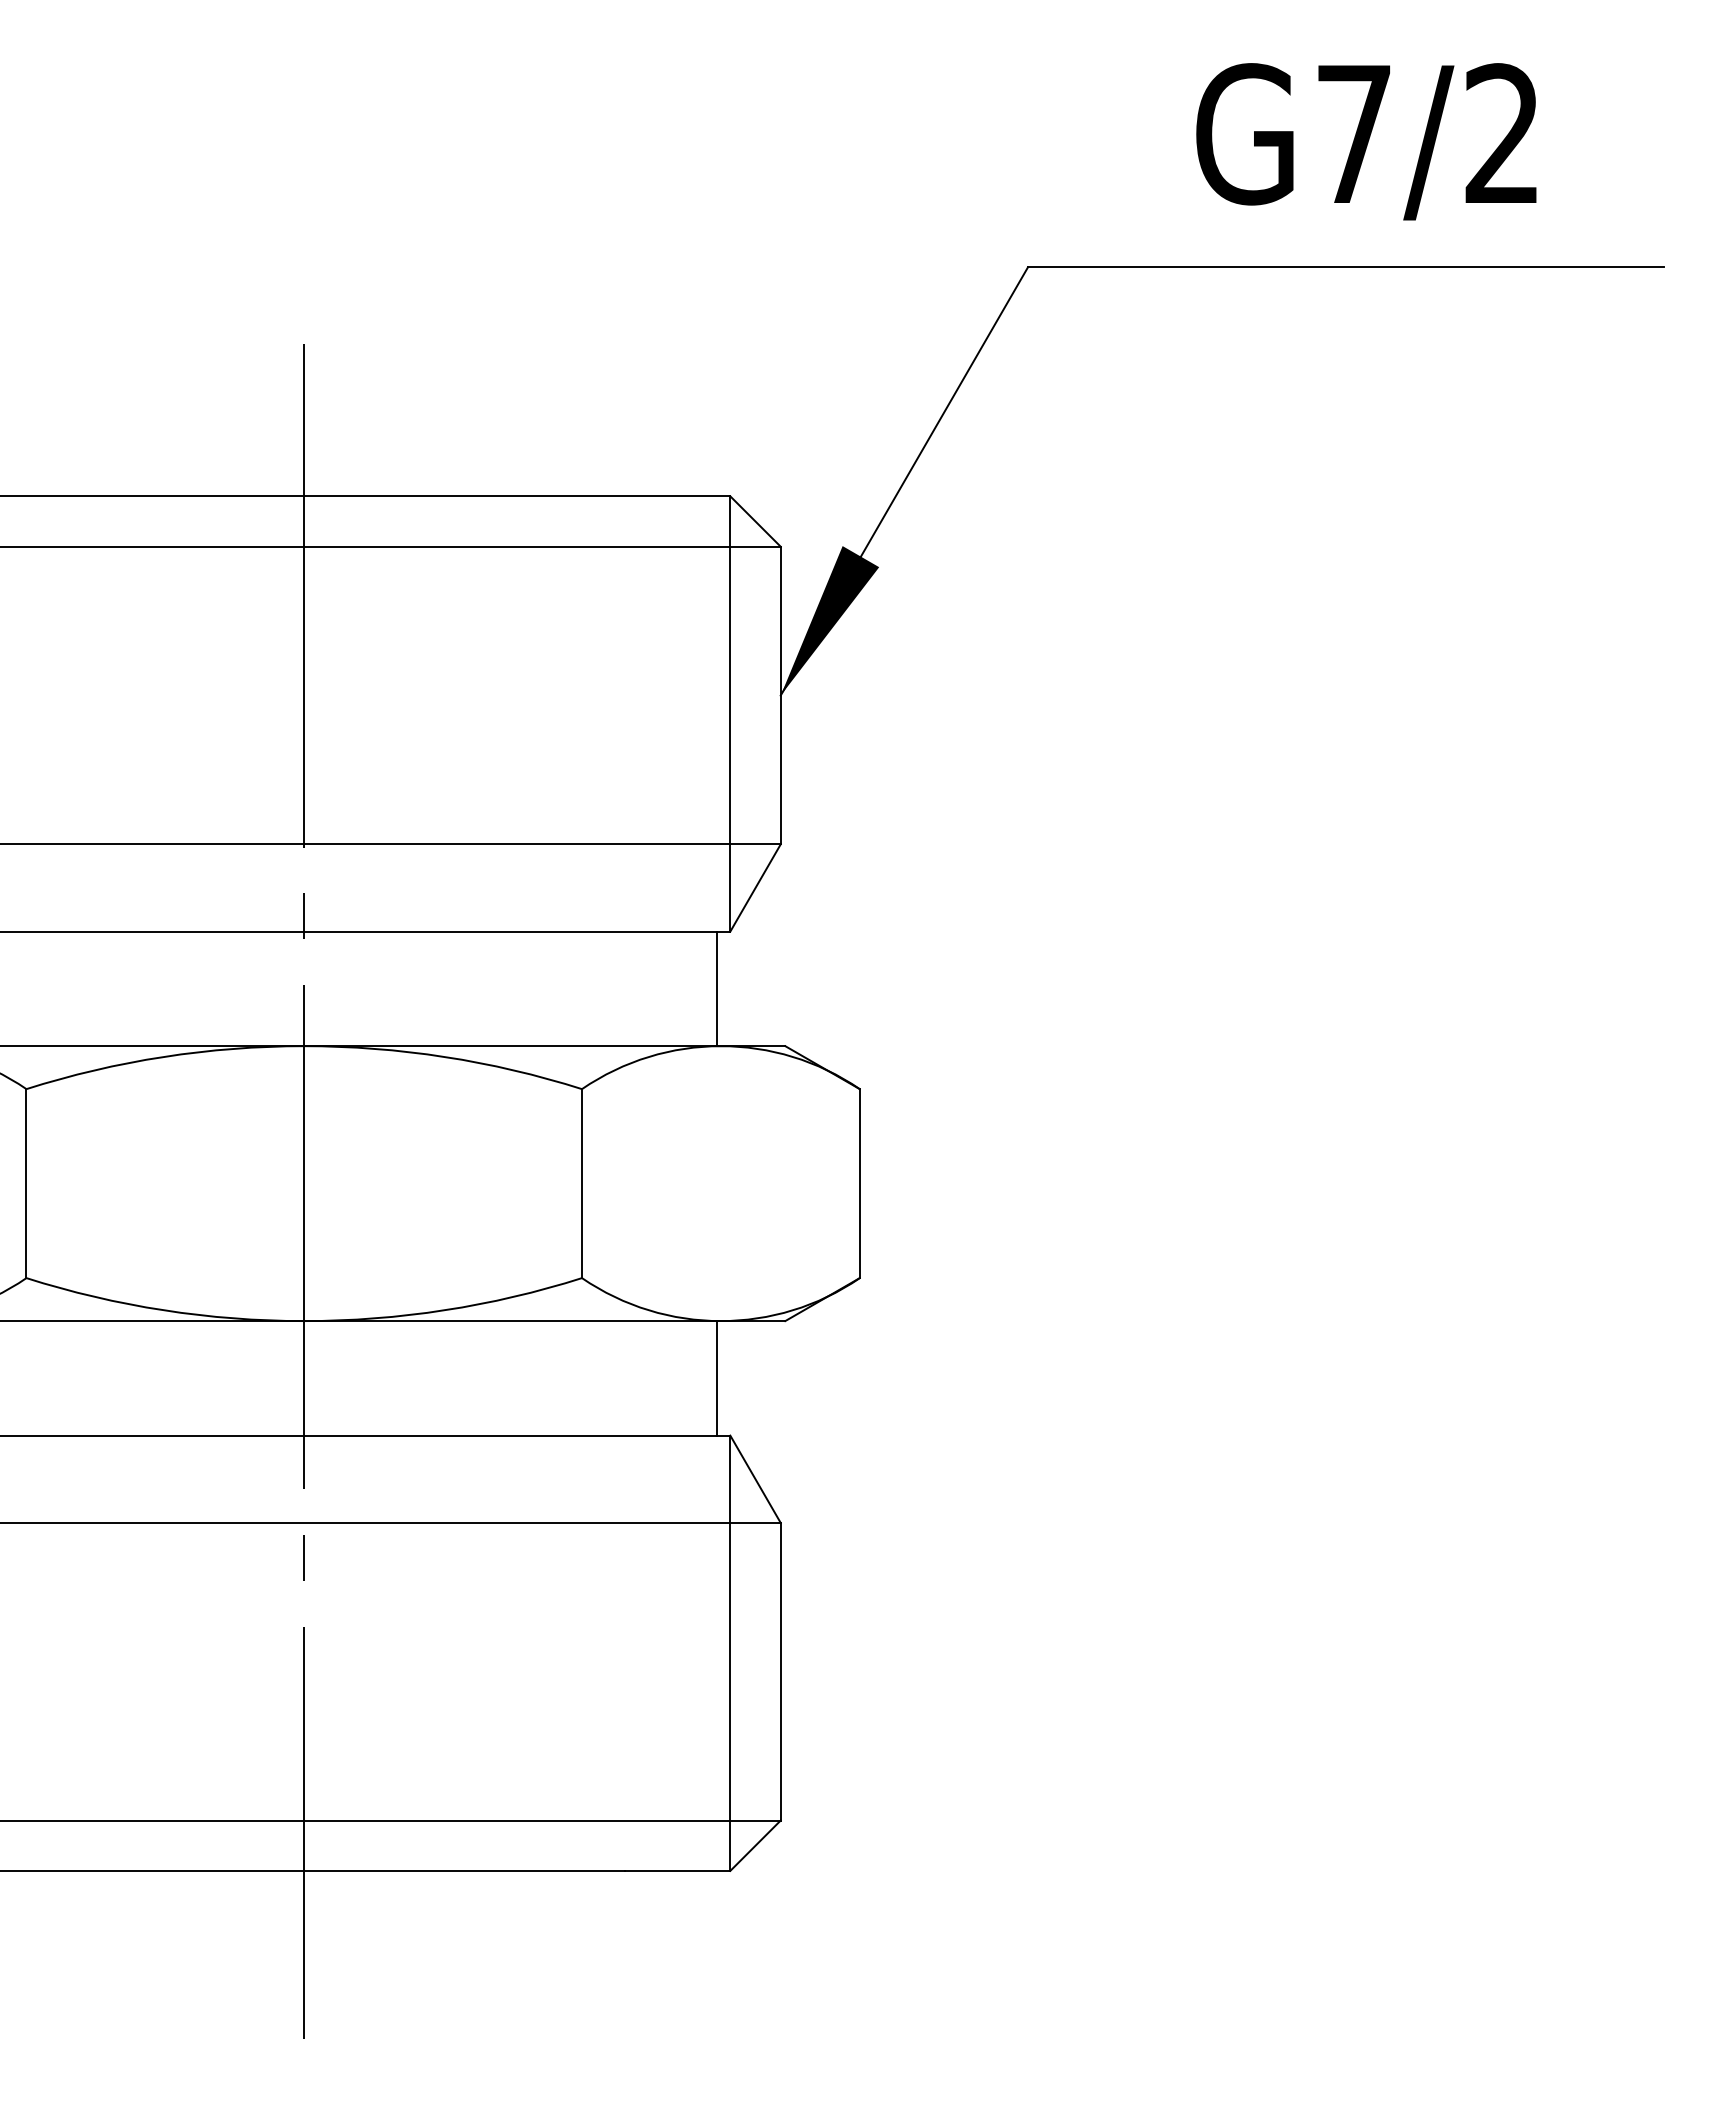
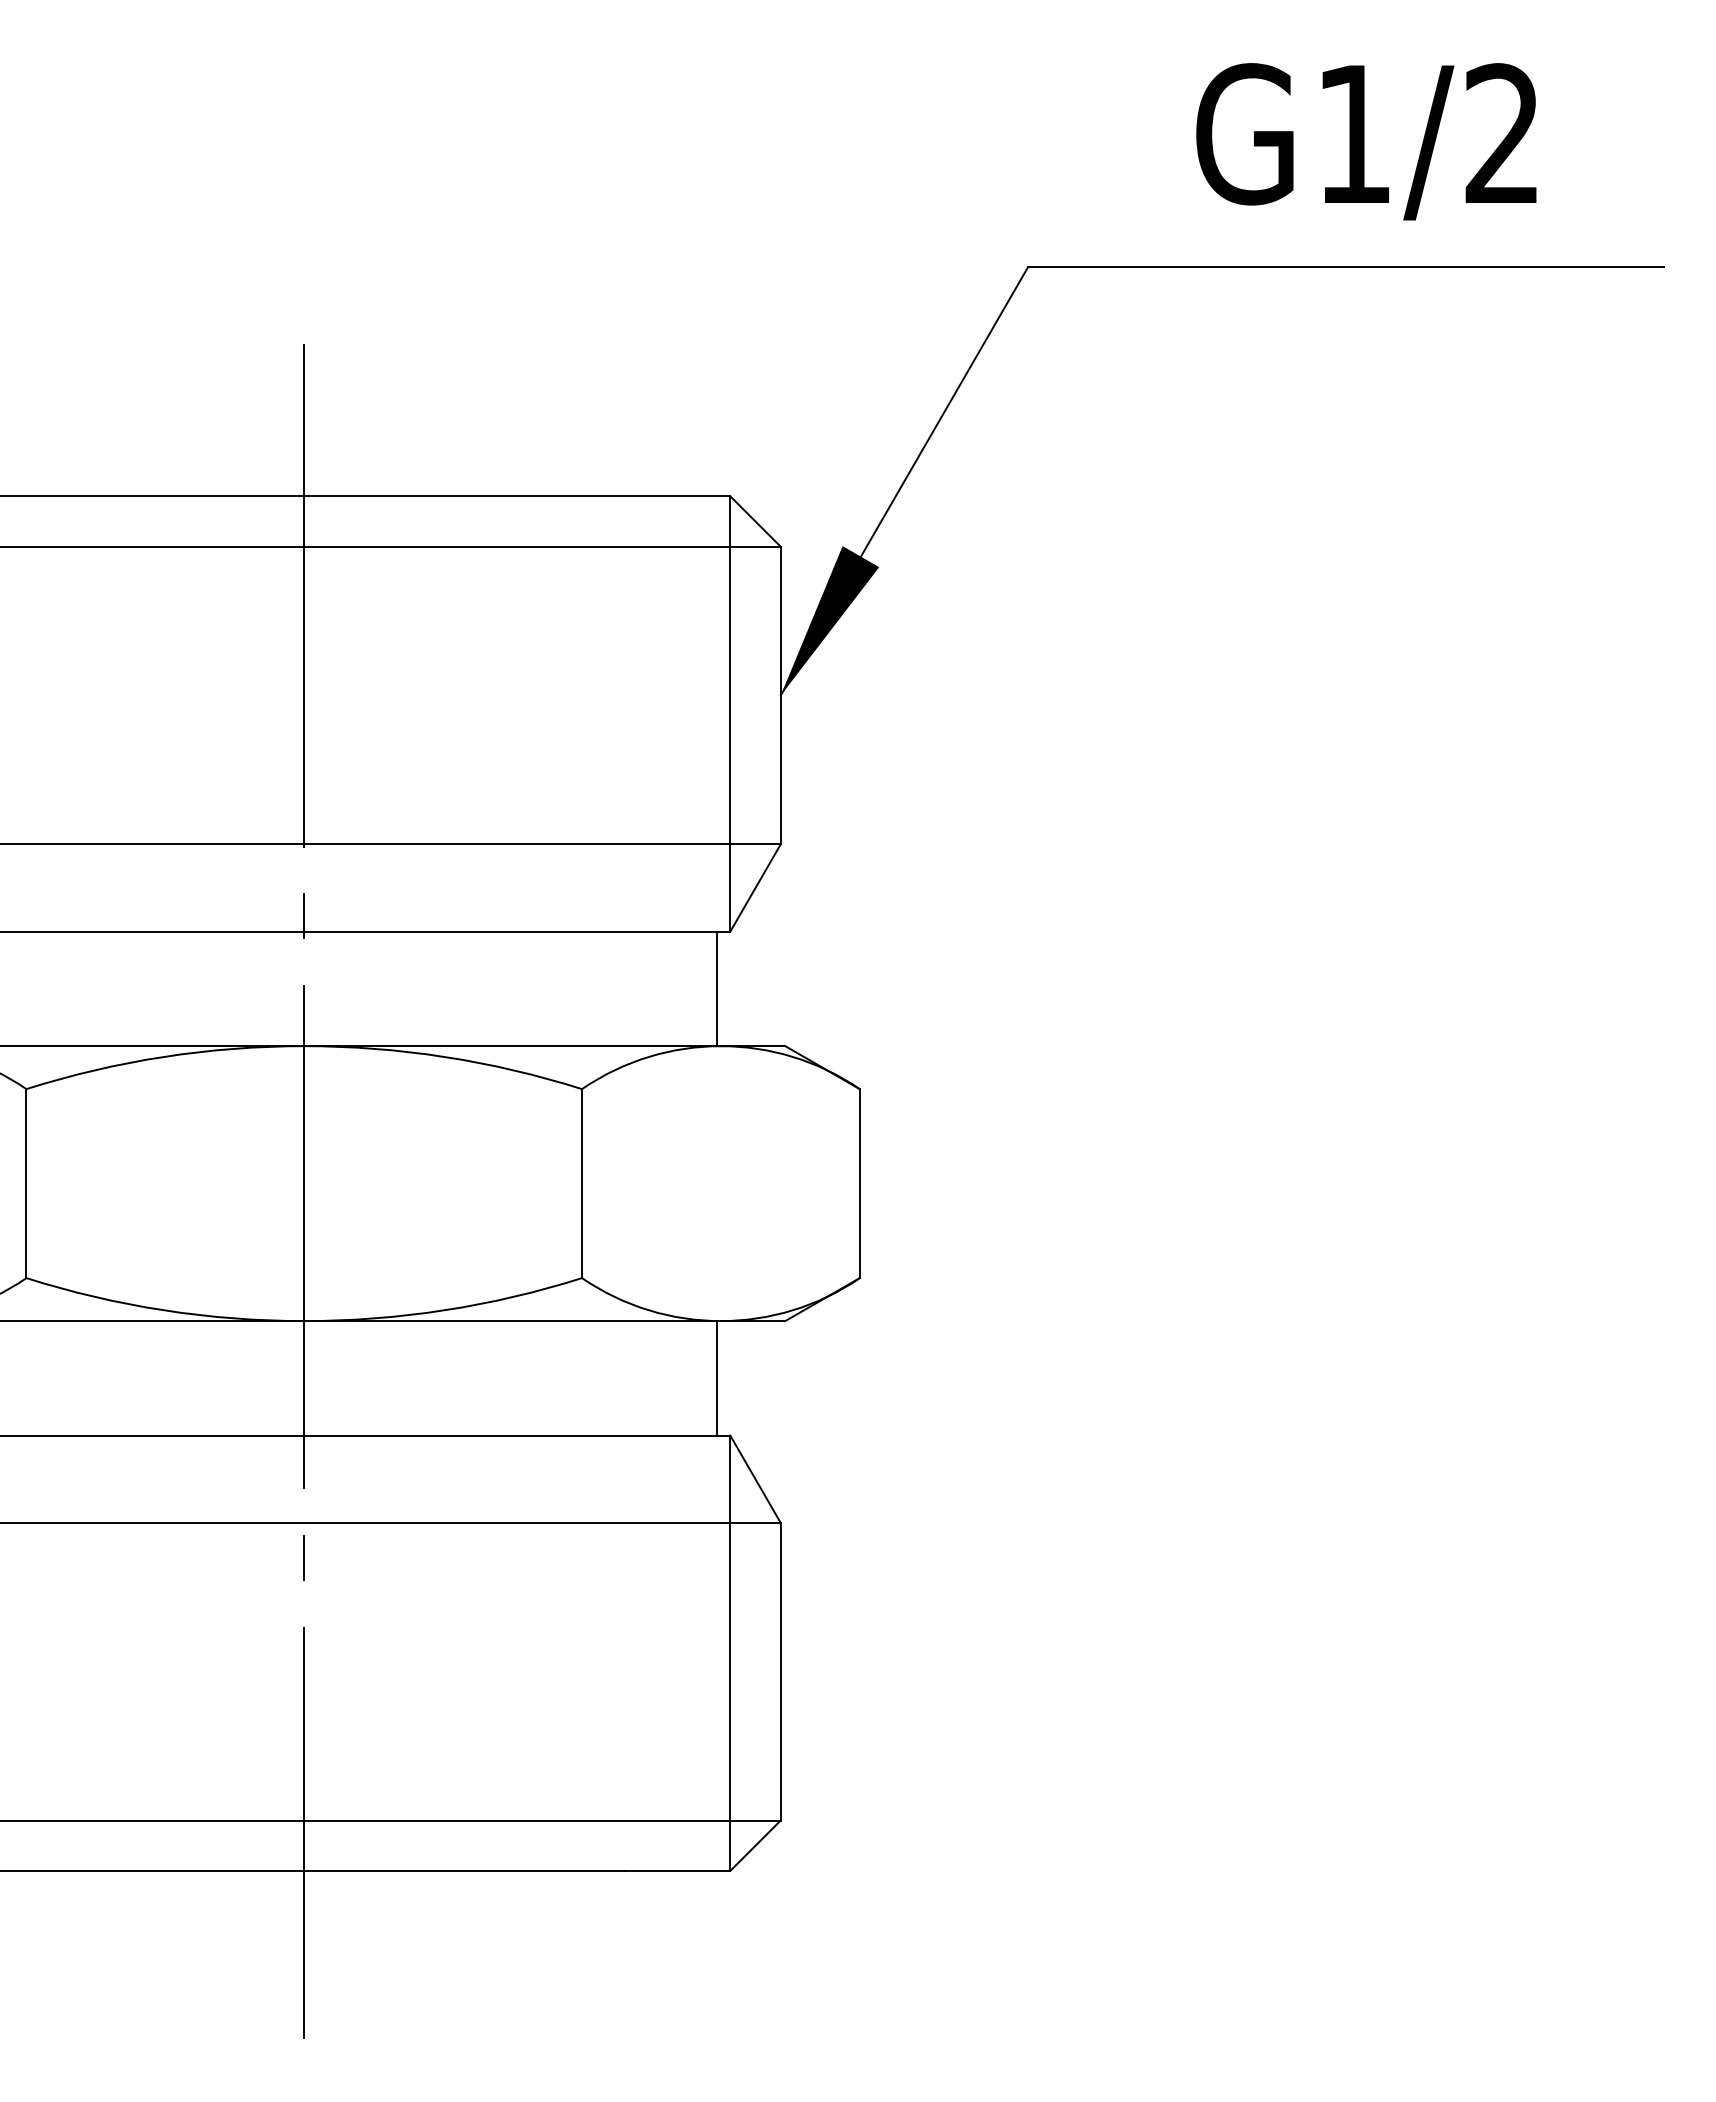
text: G7/2 -> G1/2 (1354, 133)
